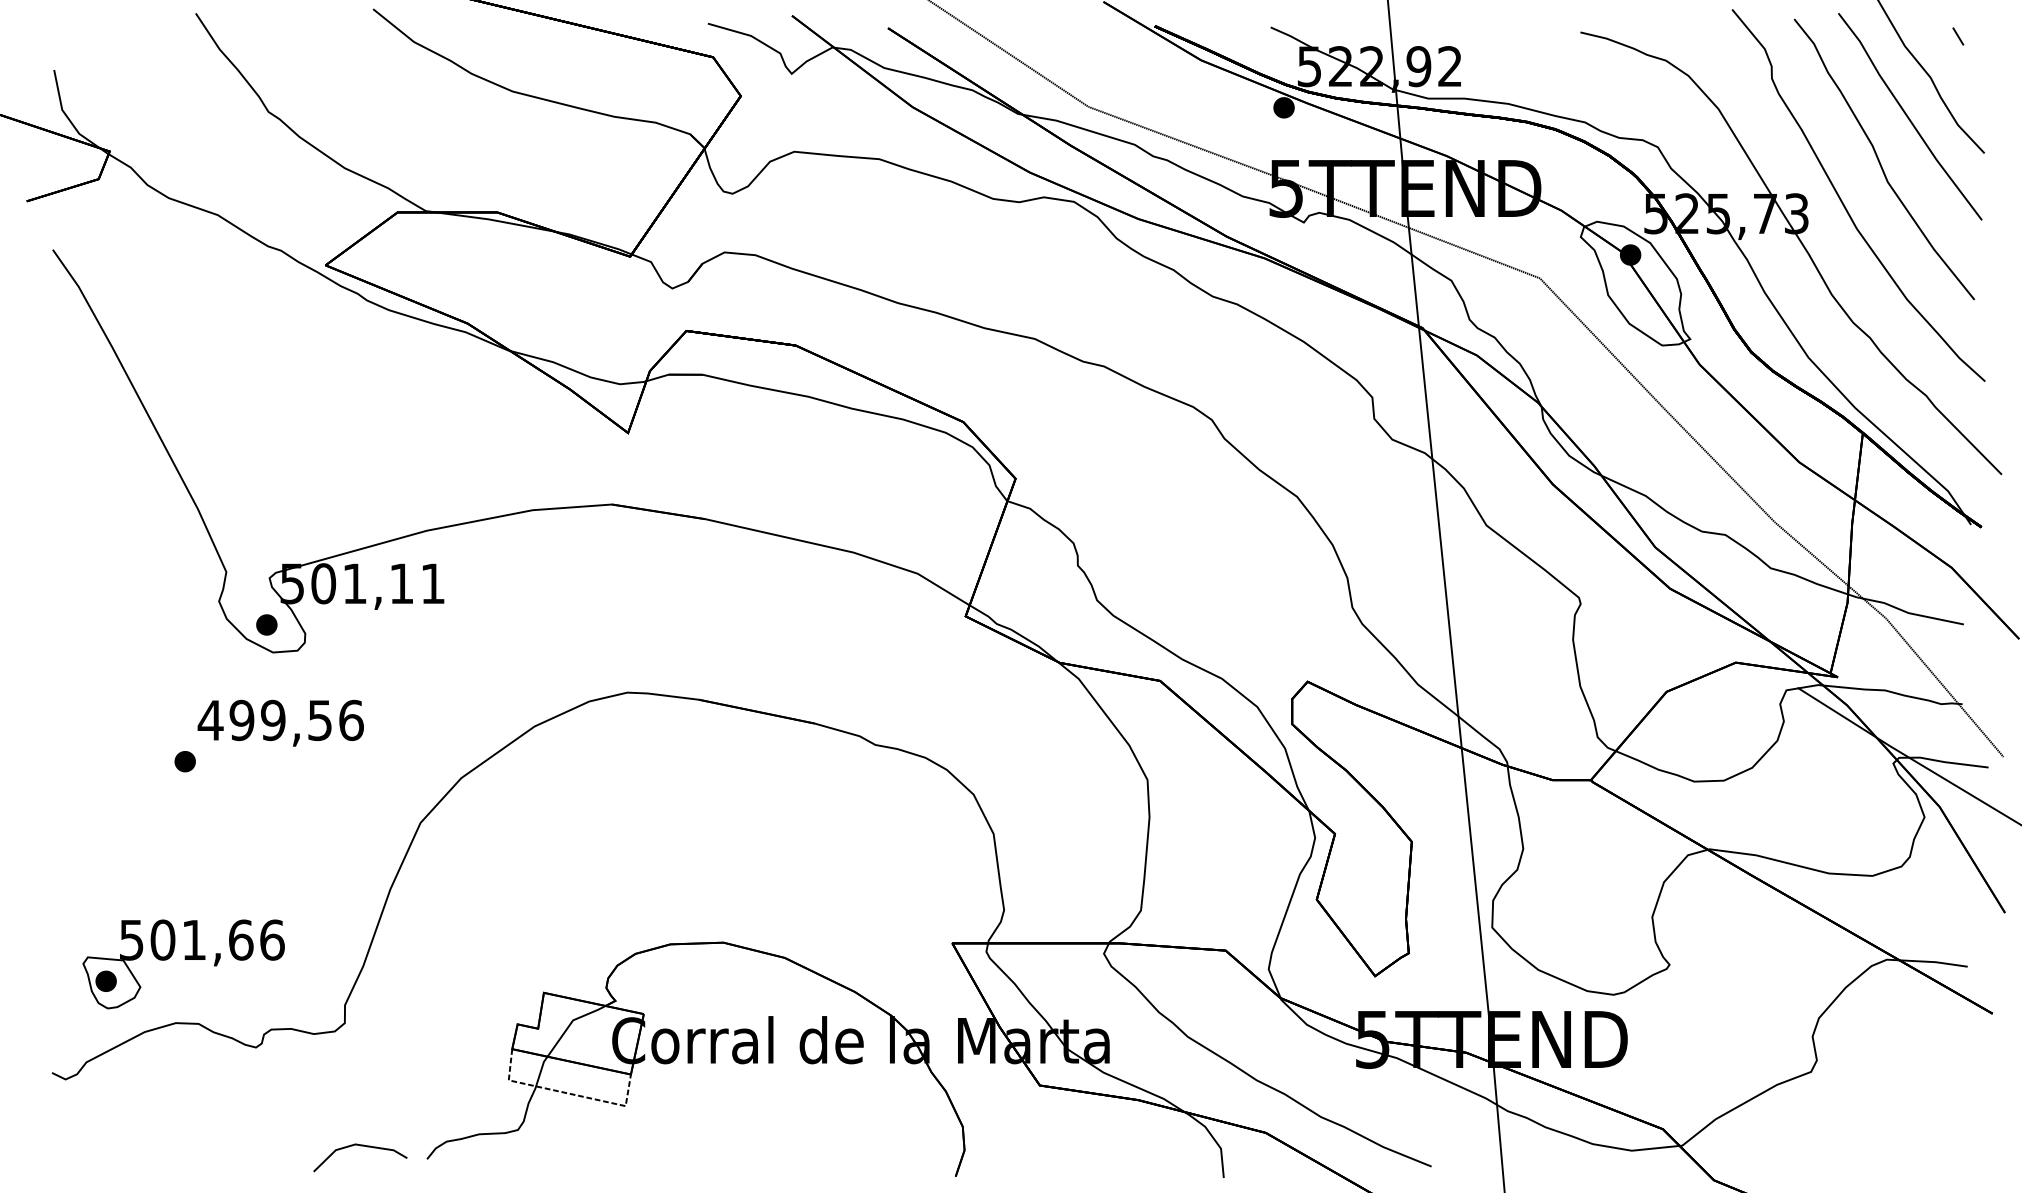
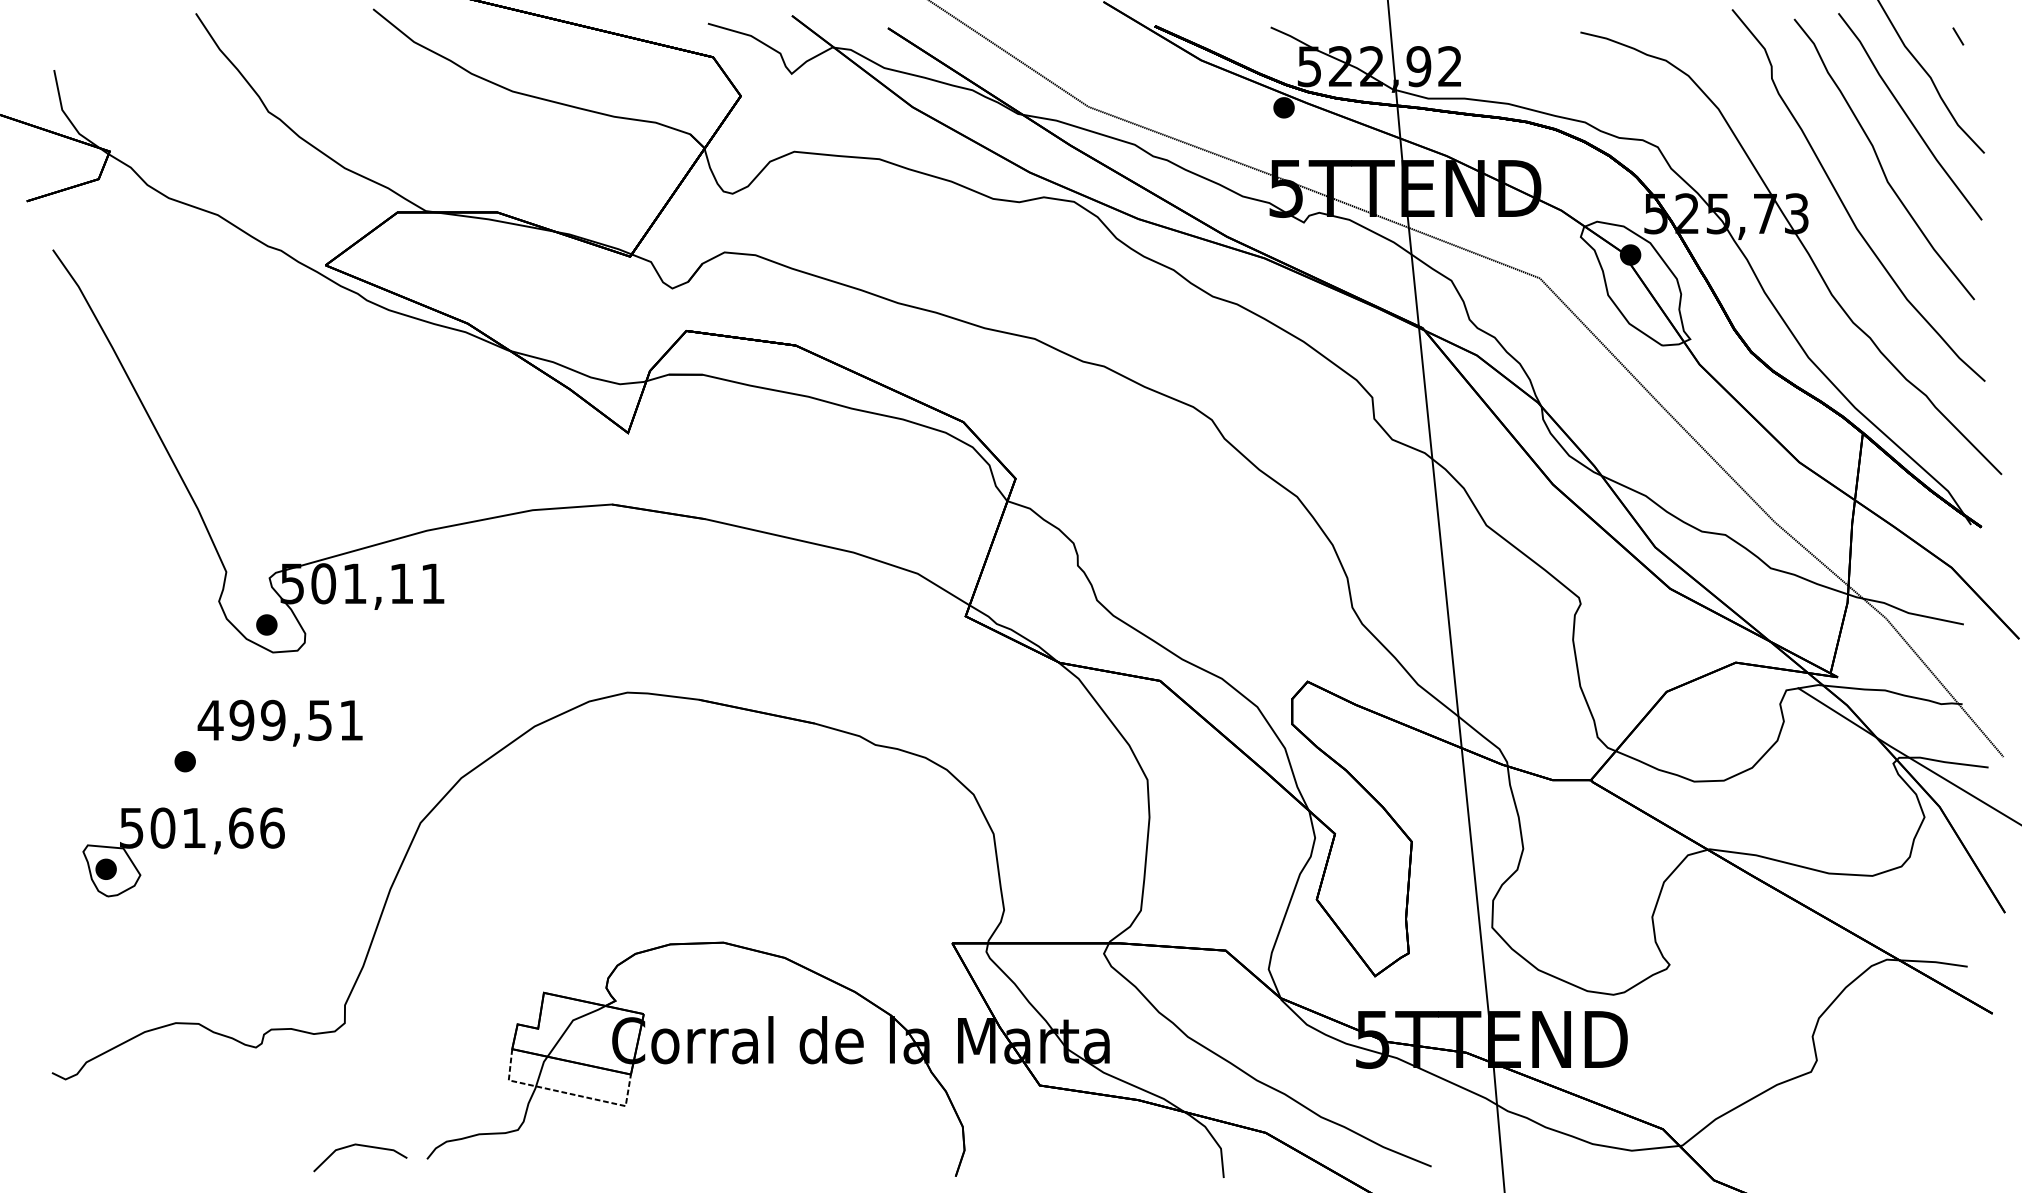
text: 499,56 -> 499,51 (351, 720)
part position: (183, 964) -> (183, 852) (183, 852)
